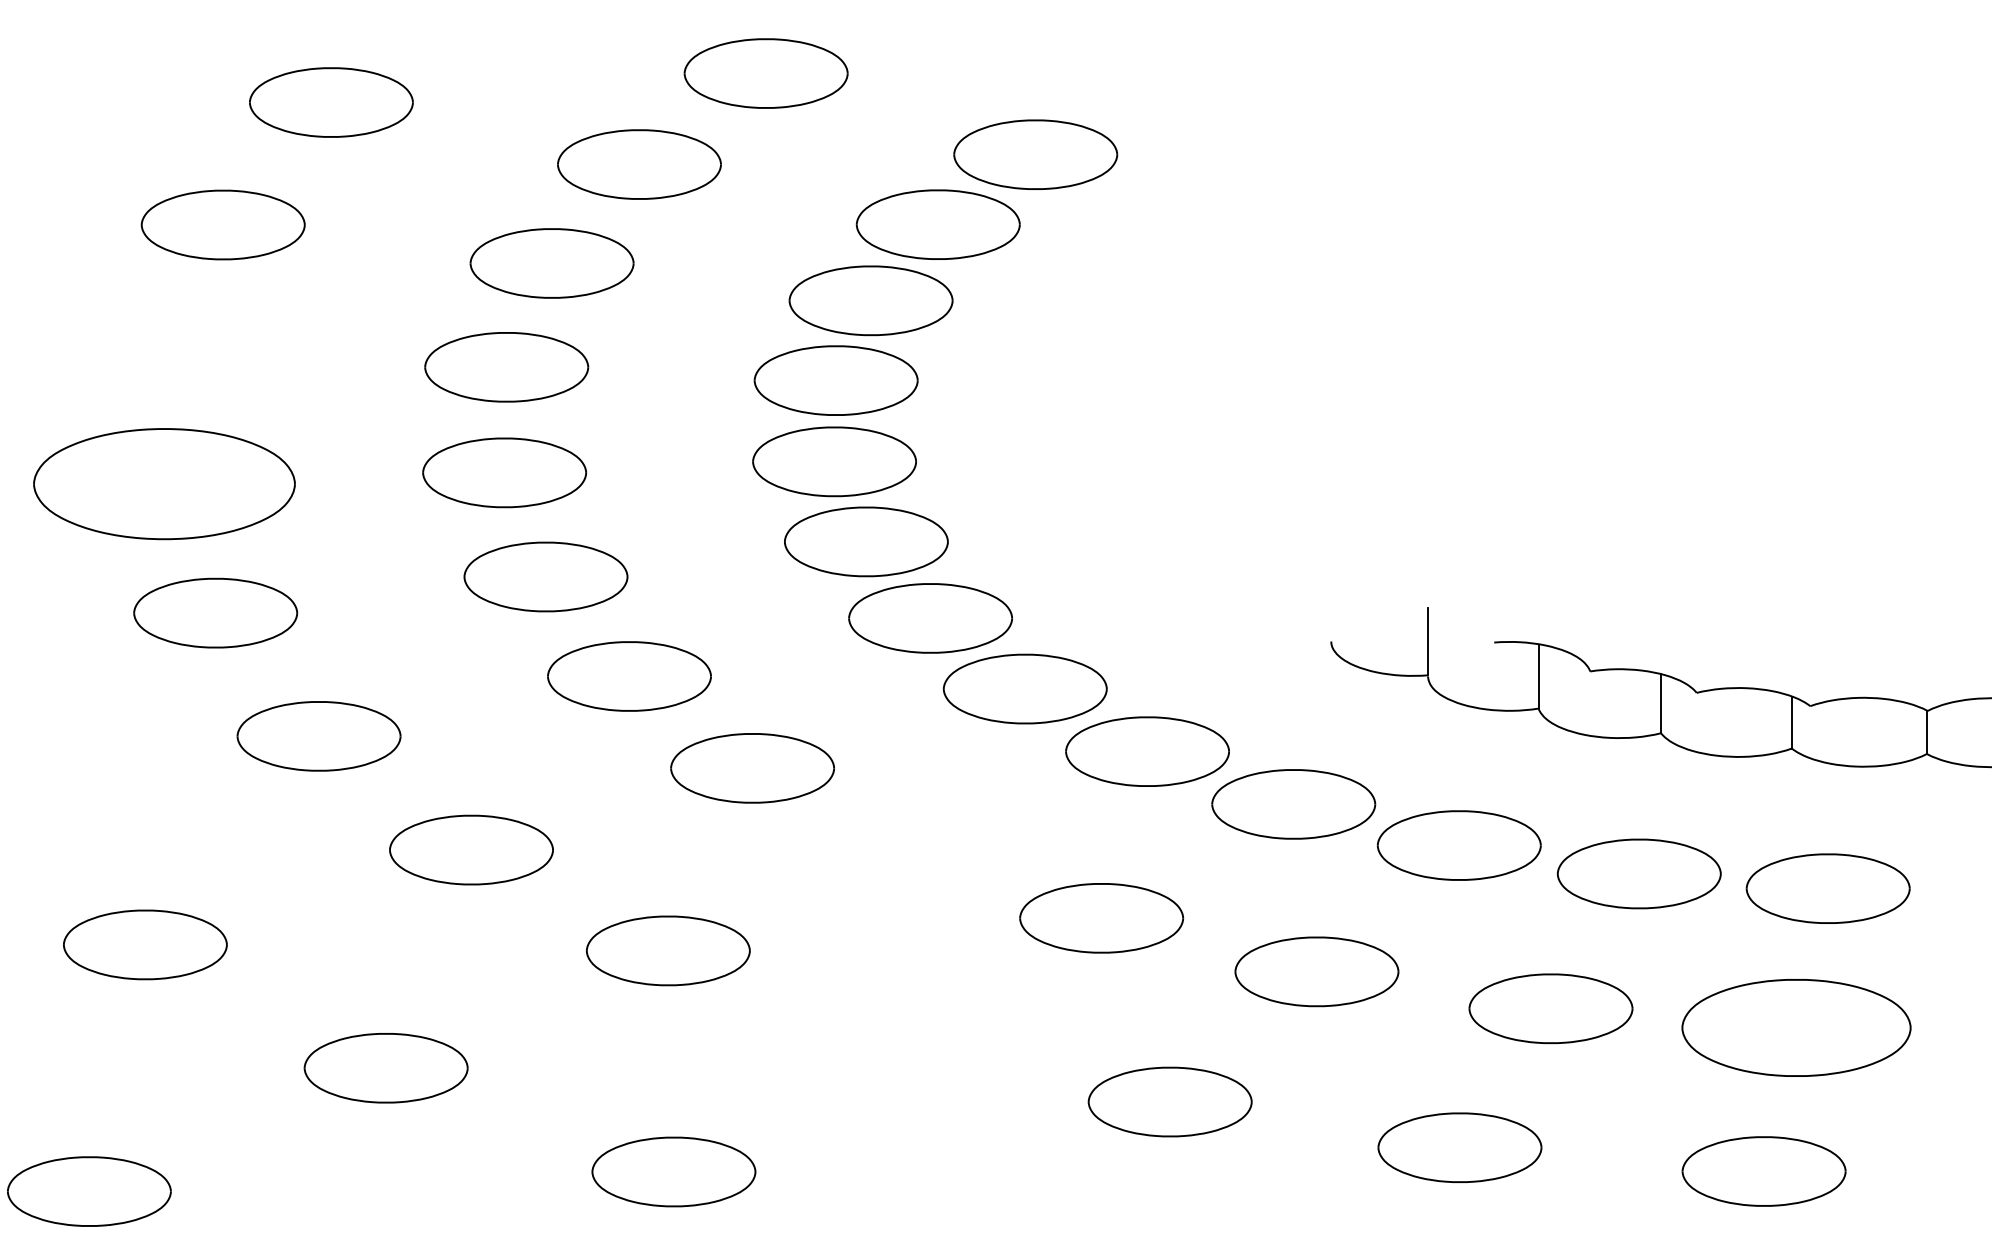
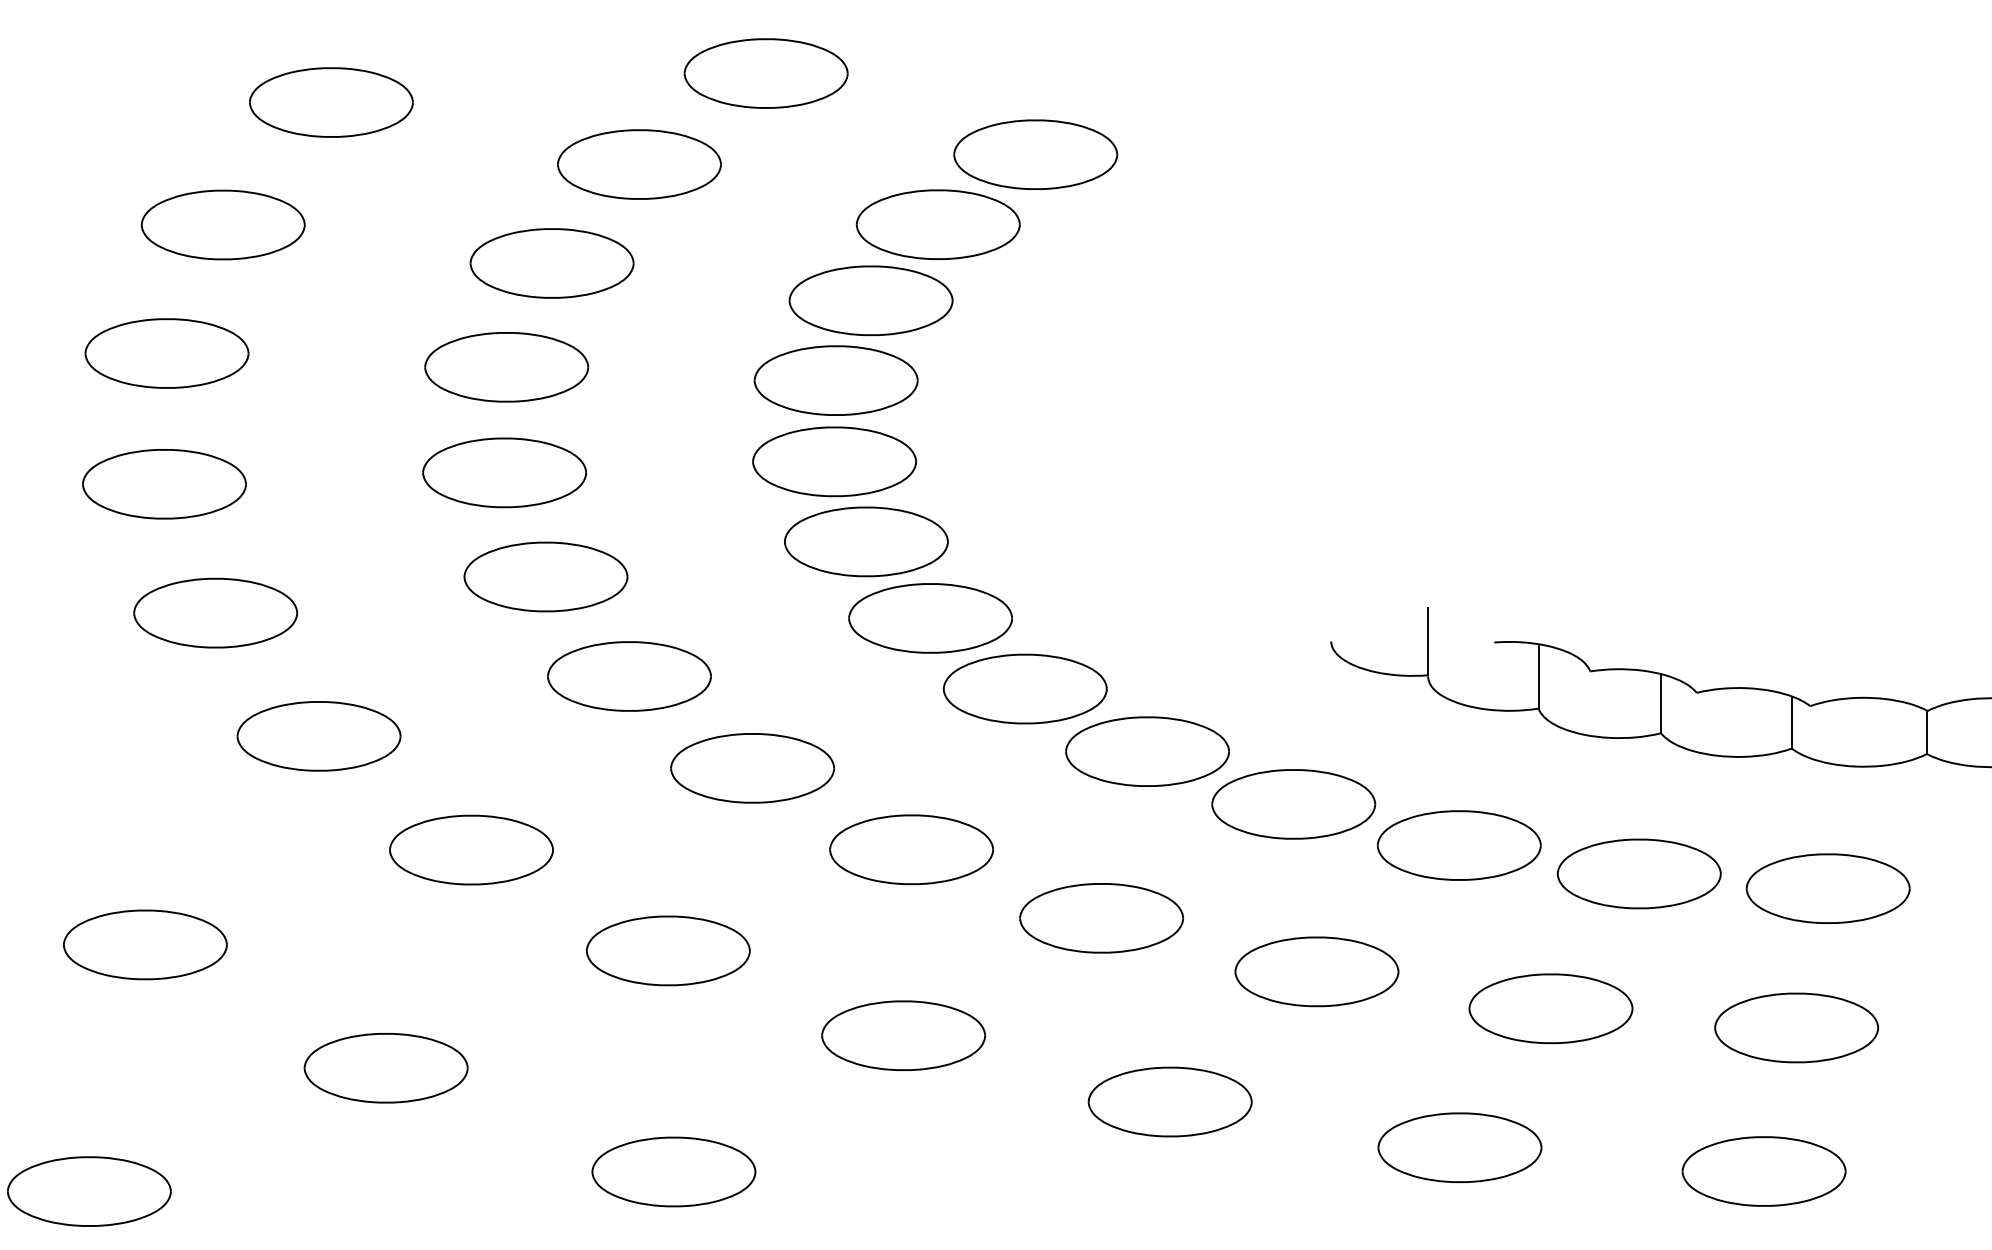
part: none -> present (166, 353)
part size: 263x113 px -> 165x71 px (164, 484)
part: none -> present (911, 849)
part size: 231x98 px -> 166x72 px (1796, 1027)
part: none -> present (903, 1035)
